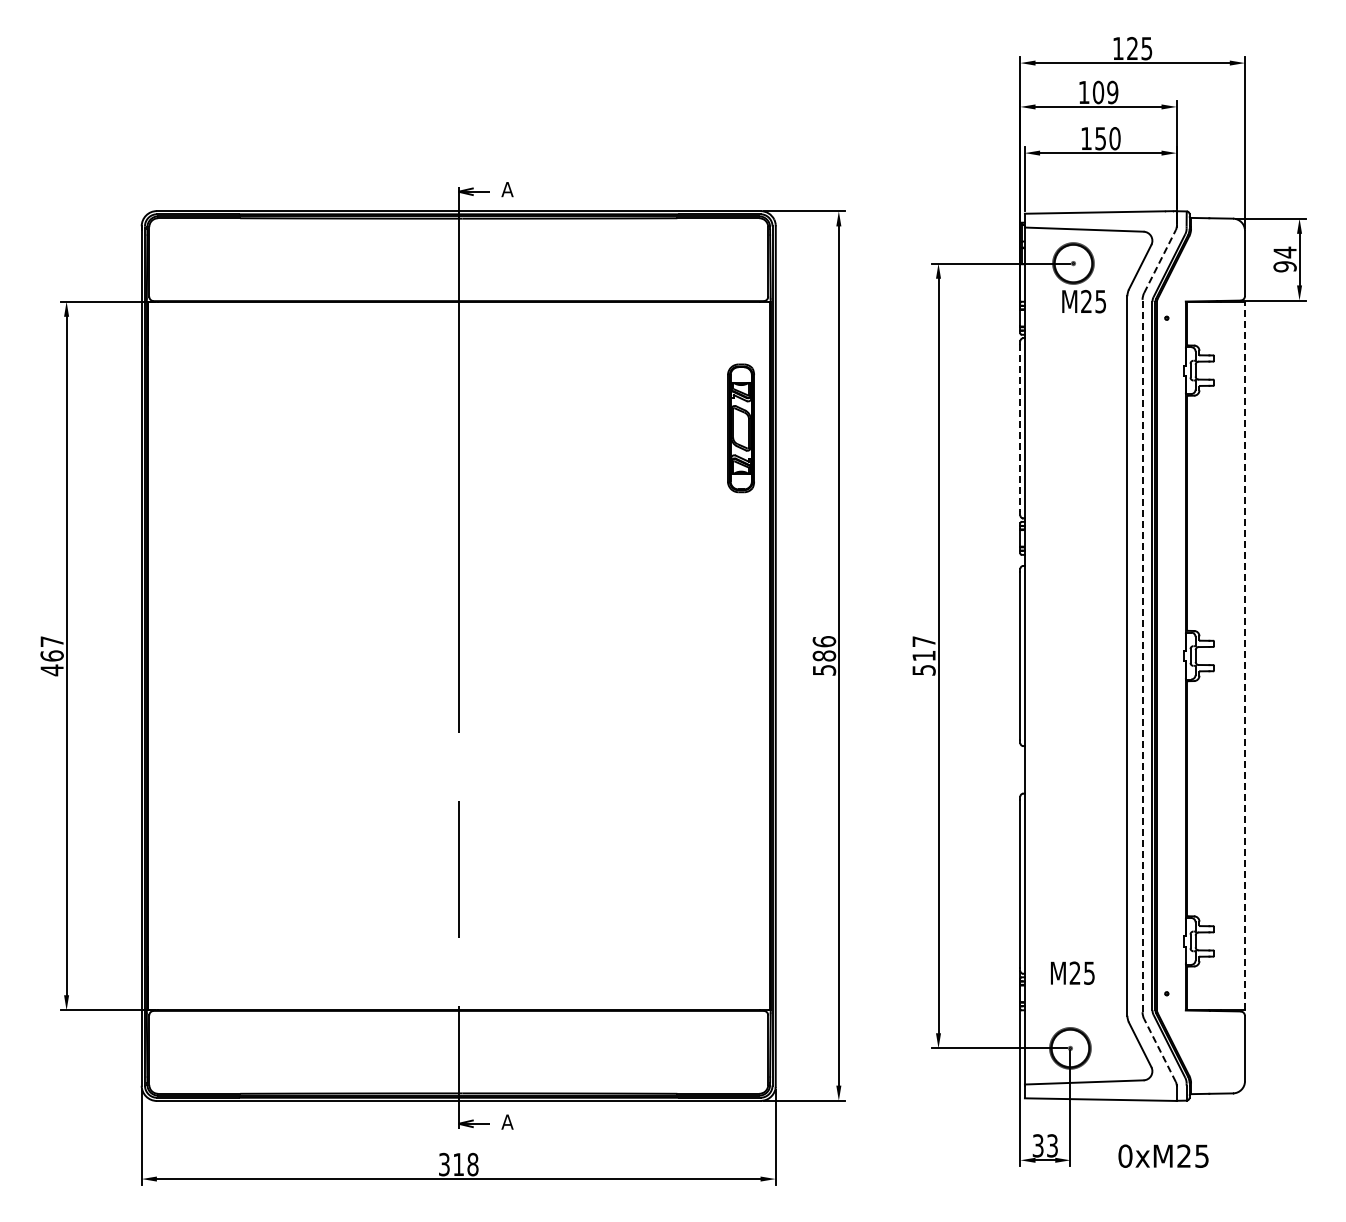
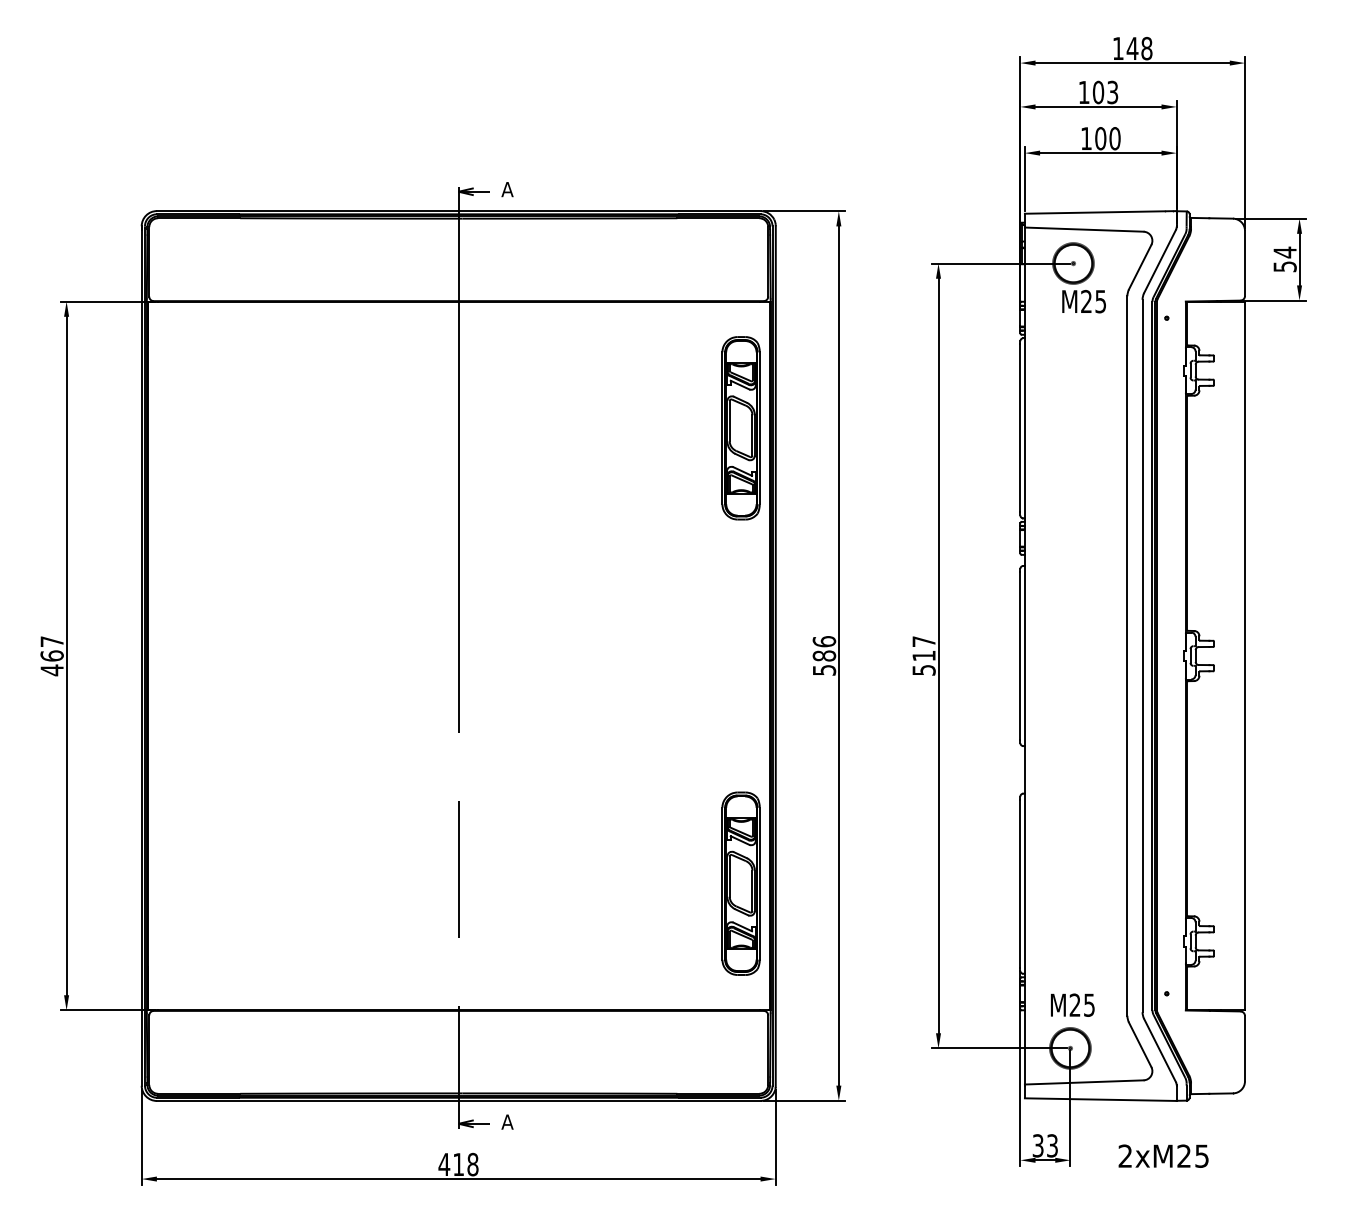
text: 125 -> 148 (1139, 48)
text: 109 -> 103 (1112, 92)
text: 150 -> 100 (1100, 138)
line: dashed -> solid (1160, 261)
text: 94 -> 54 (1284, 266)
part size: 28x131 px -> 40x185 px (740, 428)
line: dashed -> solid (1020, 428)
line: dashed -> solid (1142, 655)
line: dashed -> solid (1245, 655)
part: none -> present (740, 883)
text position: (1072, 972) -> (1072, 1004) (1072, 1004)
line: dashed -> solid (1159, 1050)
text: 0xM25 -> 2xM25 (1125, 1155)
text: 318 -> 418 (444, 1164)
